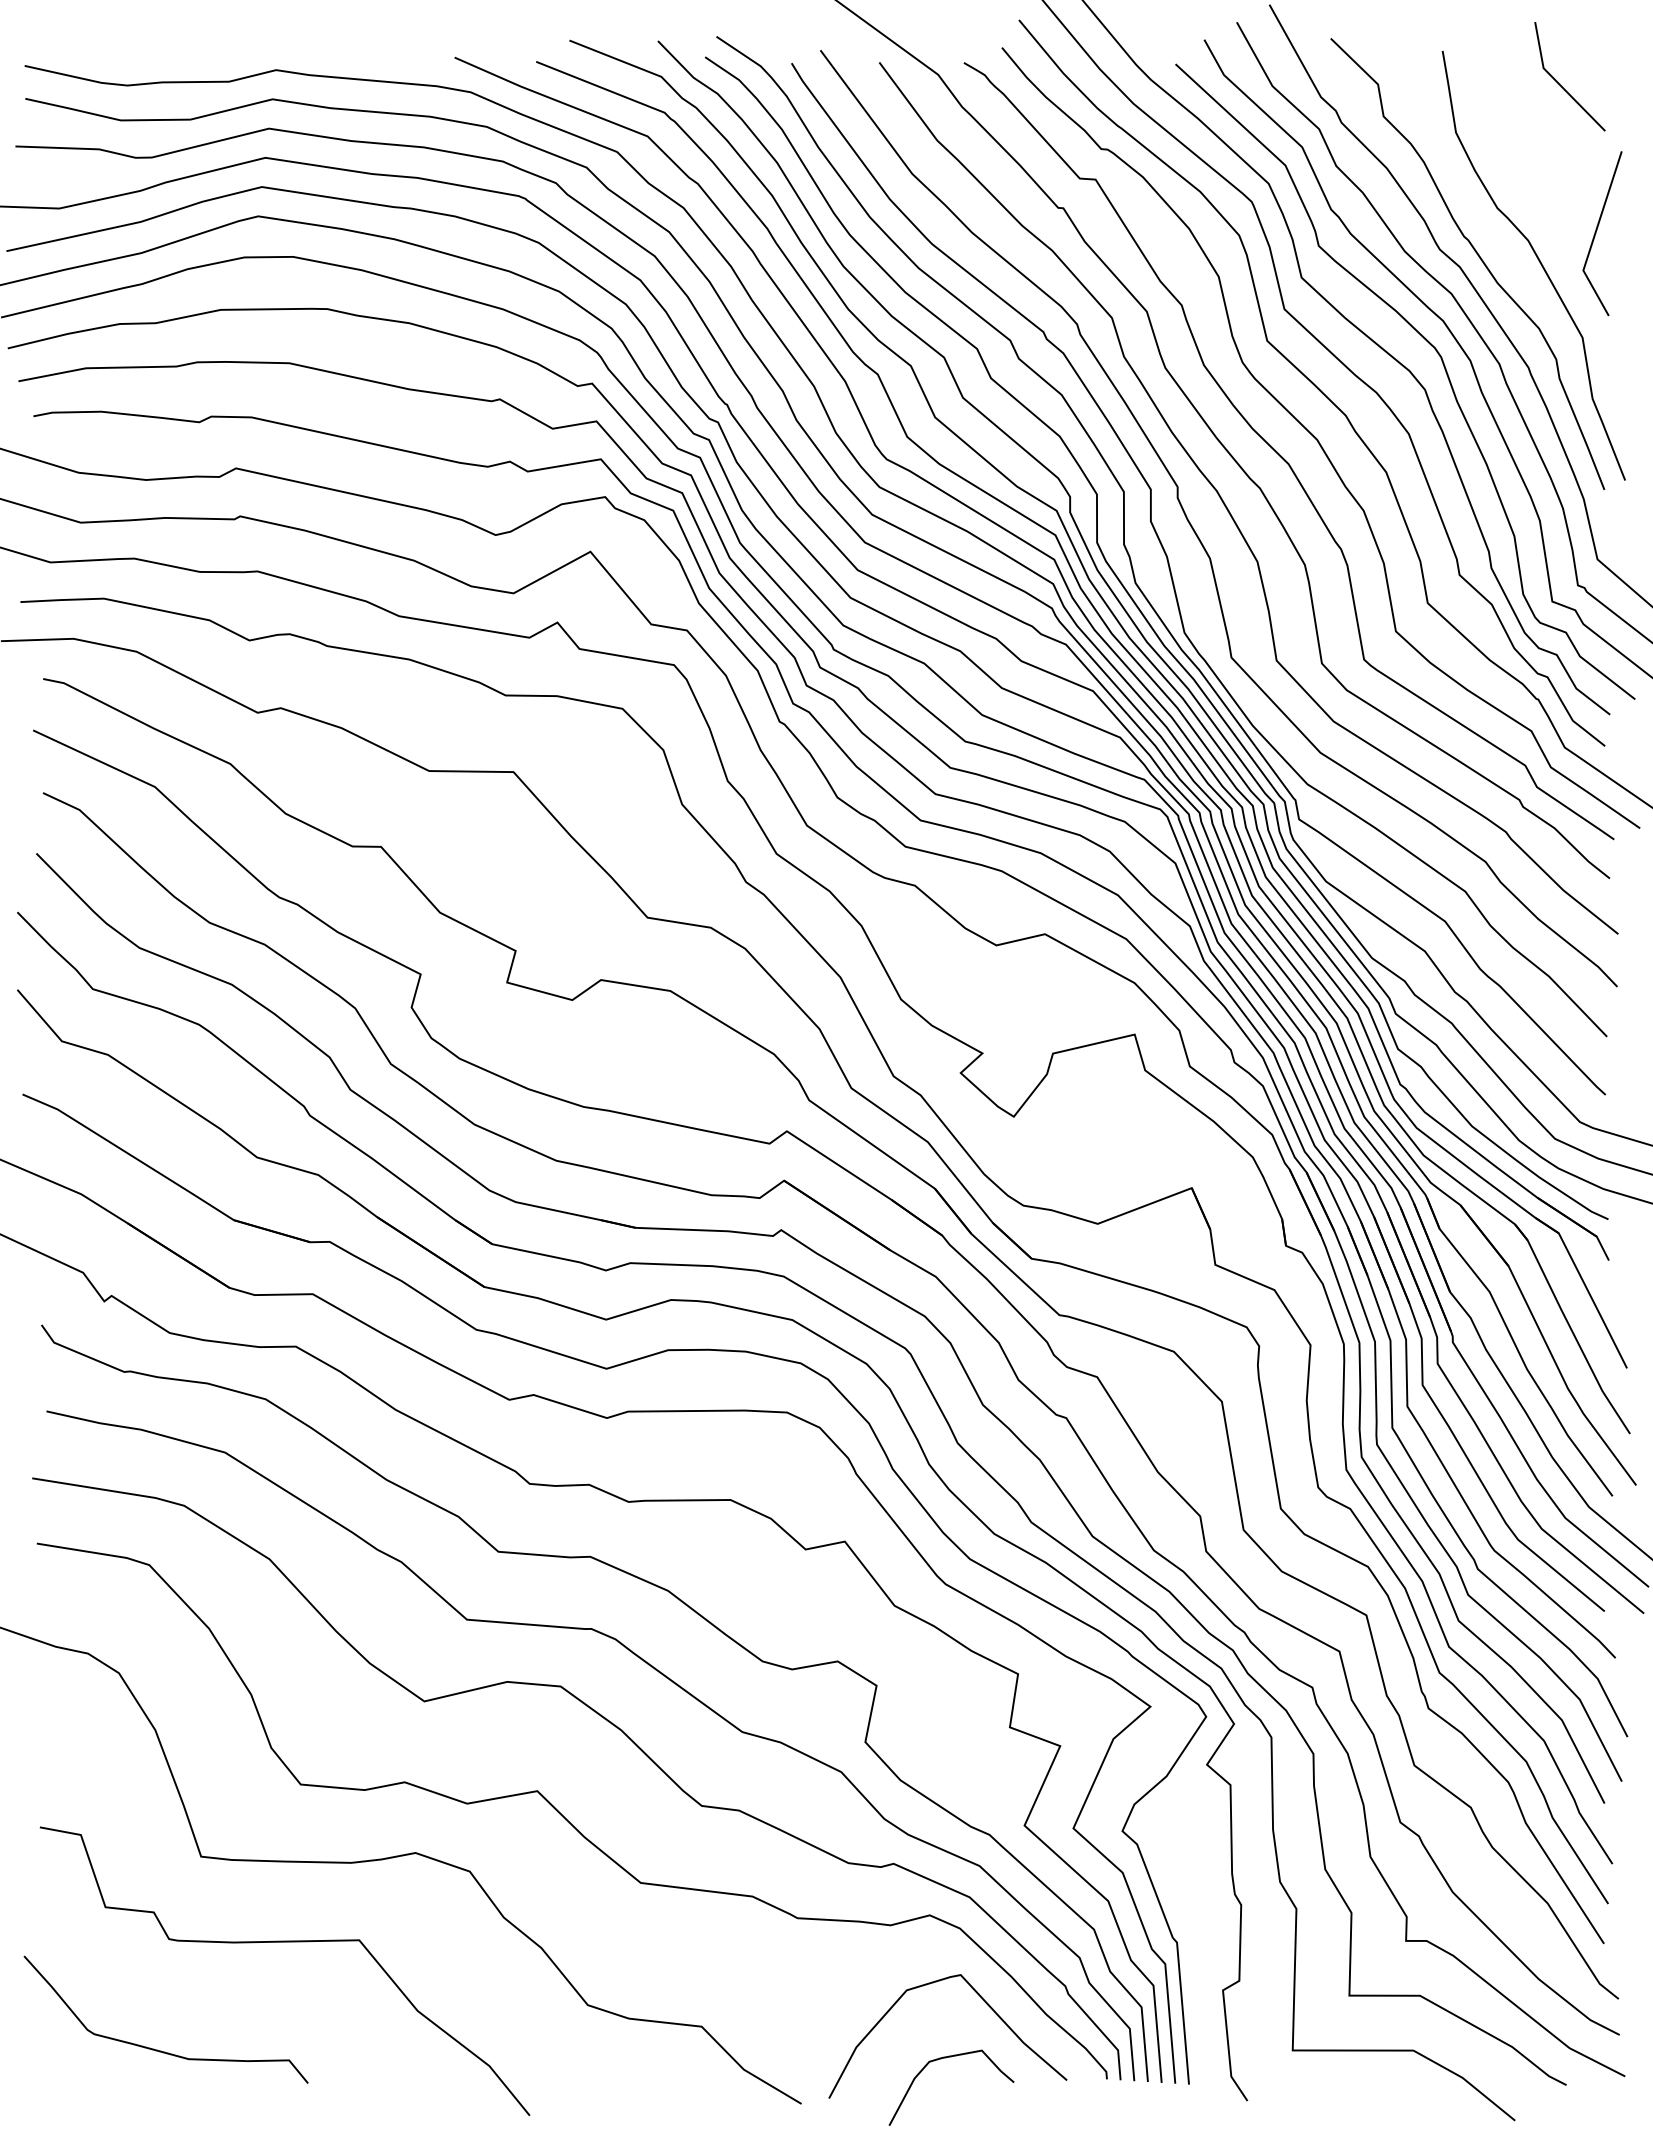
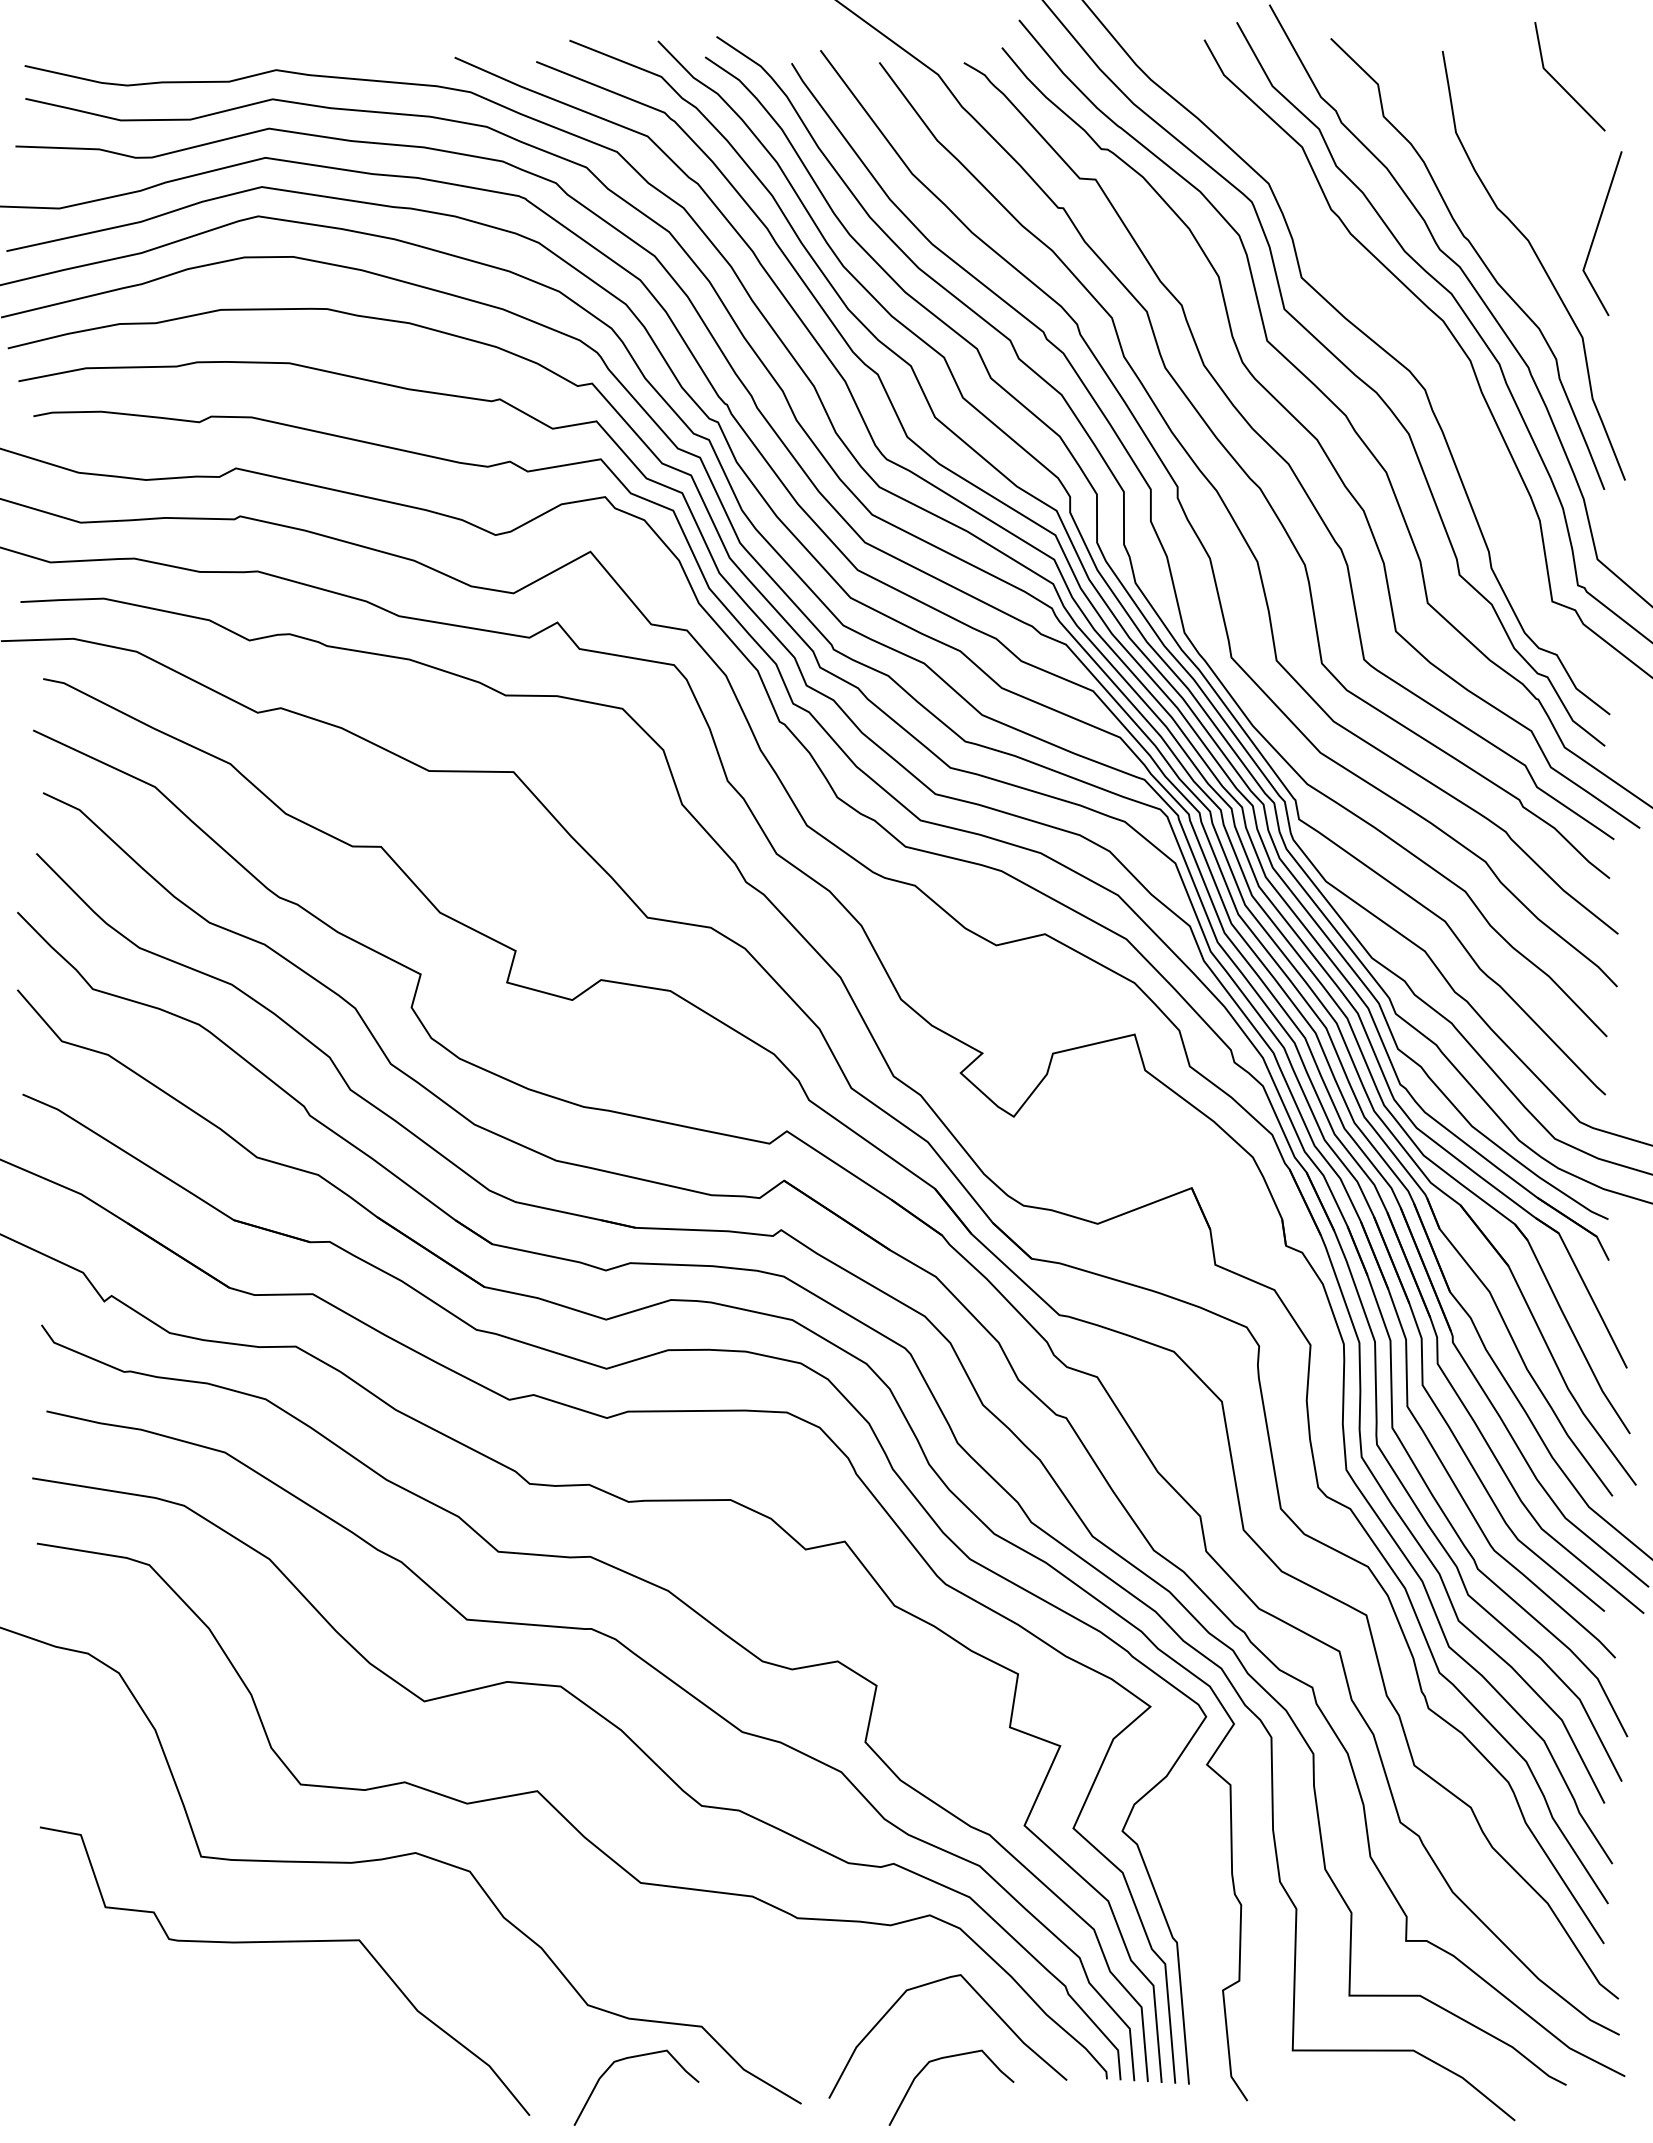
curve: present -> none (1443, 367)
curve: present -> none (157, 2049)
curve: none -> present (631, 2058)
